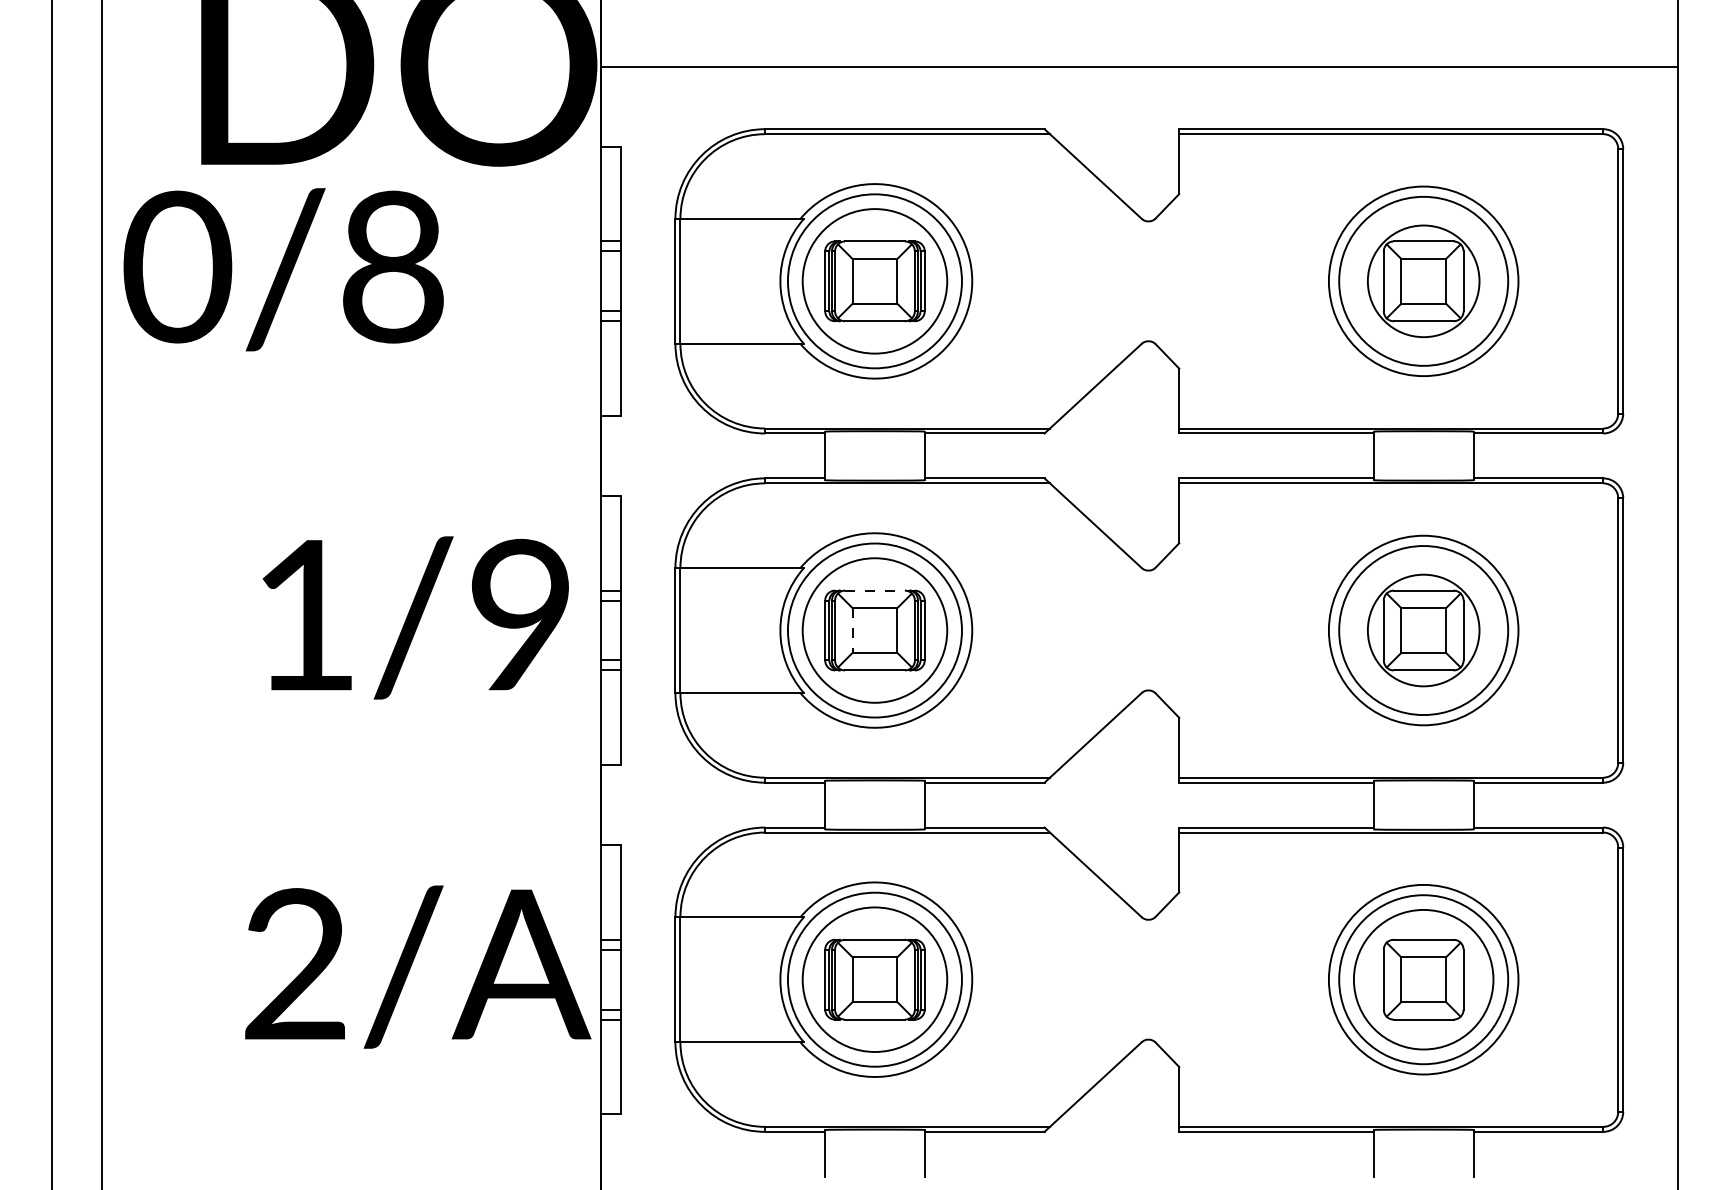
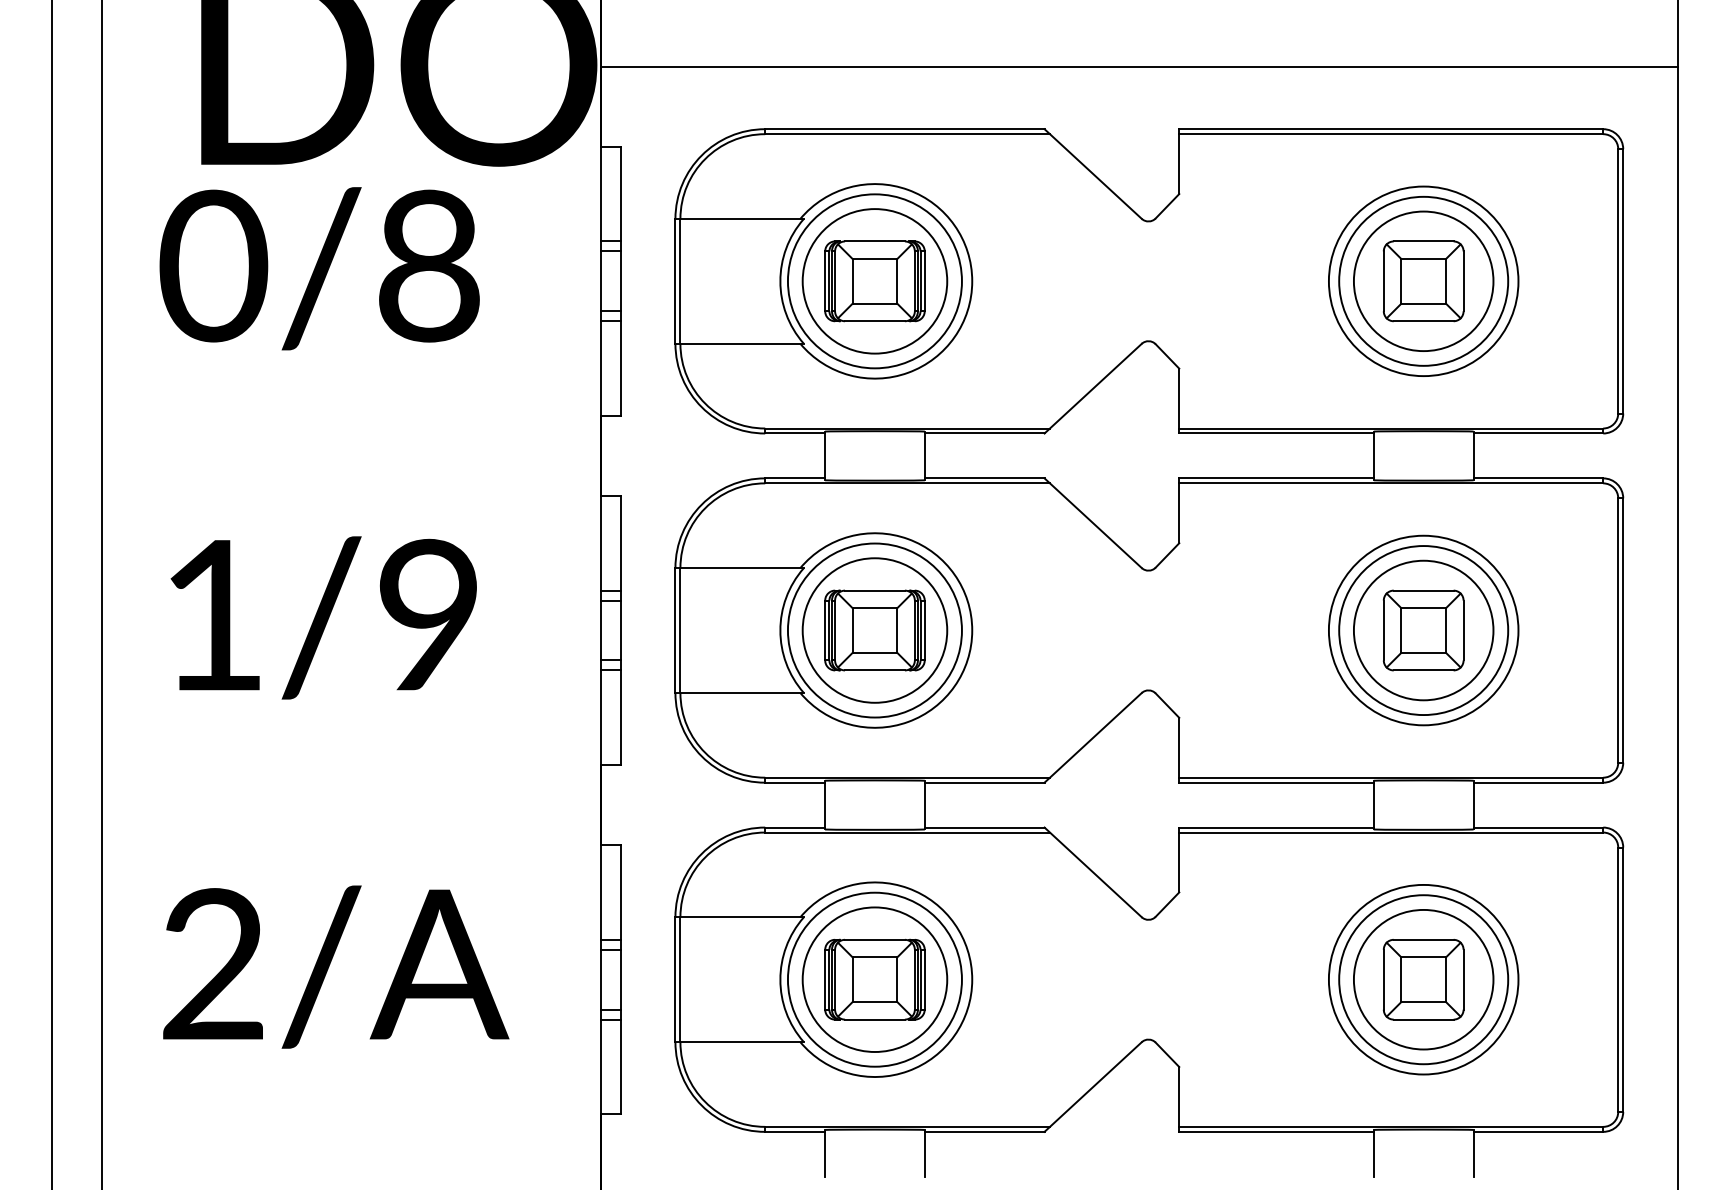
text position: (283, 269) -> (319, 268) (319, 268)
circle diameter: 112 px -> 140 px (1423, 281)
line: dashed -> solid (874, 590)
text position: (415, 617) -> (323, 617) (323, 617)
circle diameter: 112 px -> 140 px (1423, 630)
line: dashed -> solid (852, 631)
text position: (418, 966) -> (336, 966) (336, 966)
